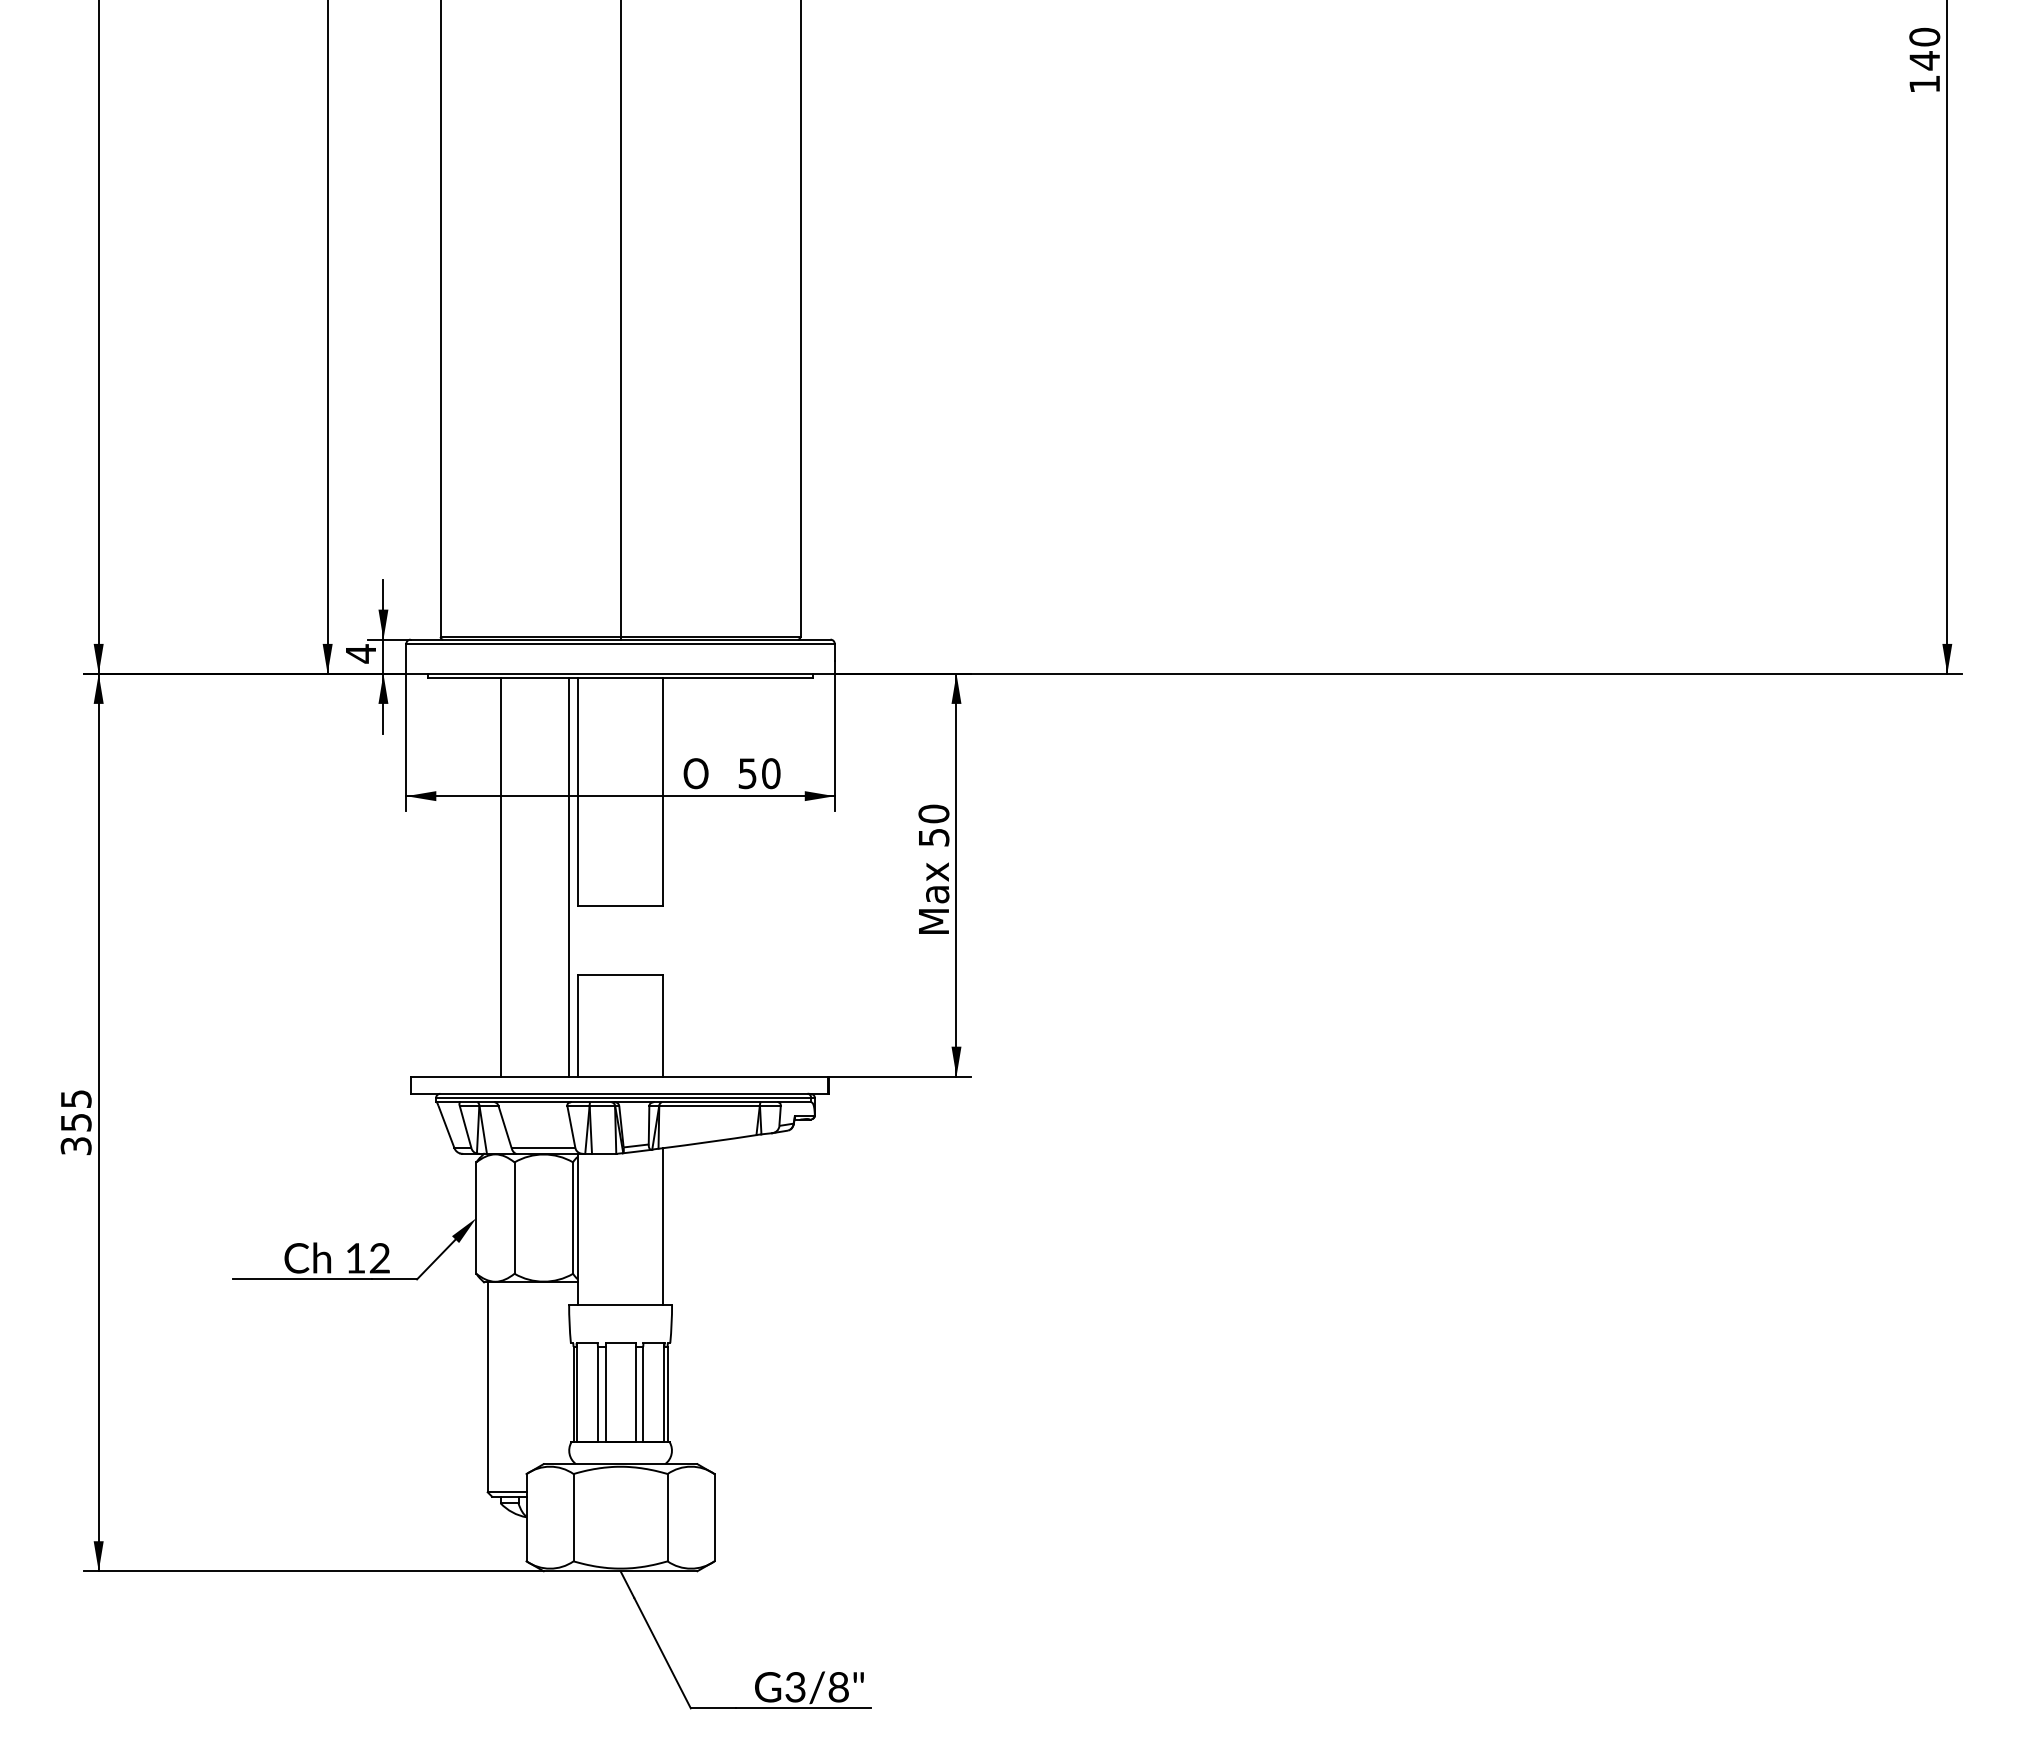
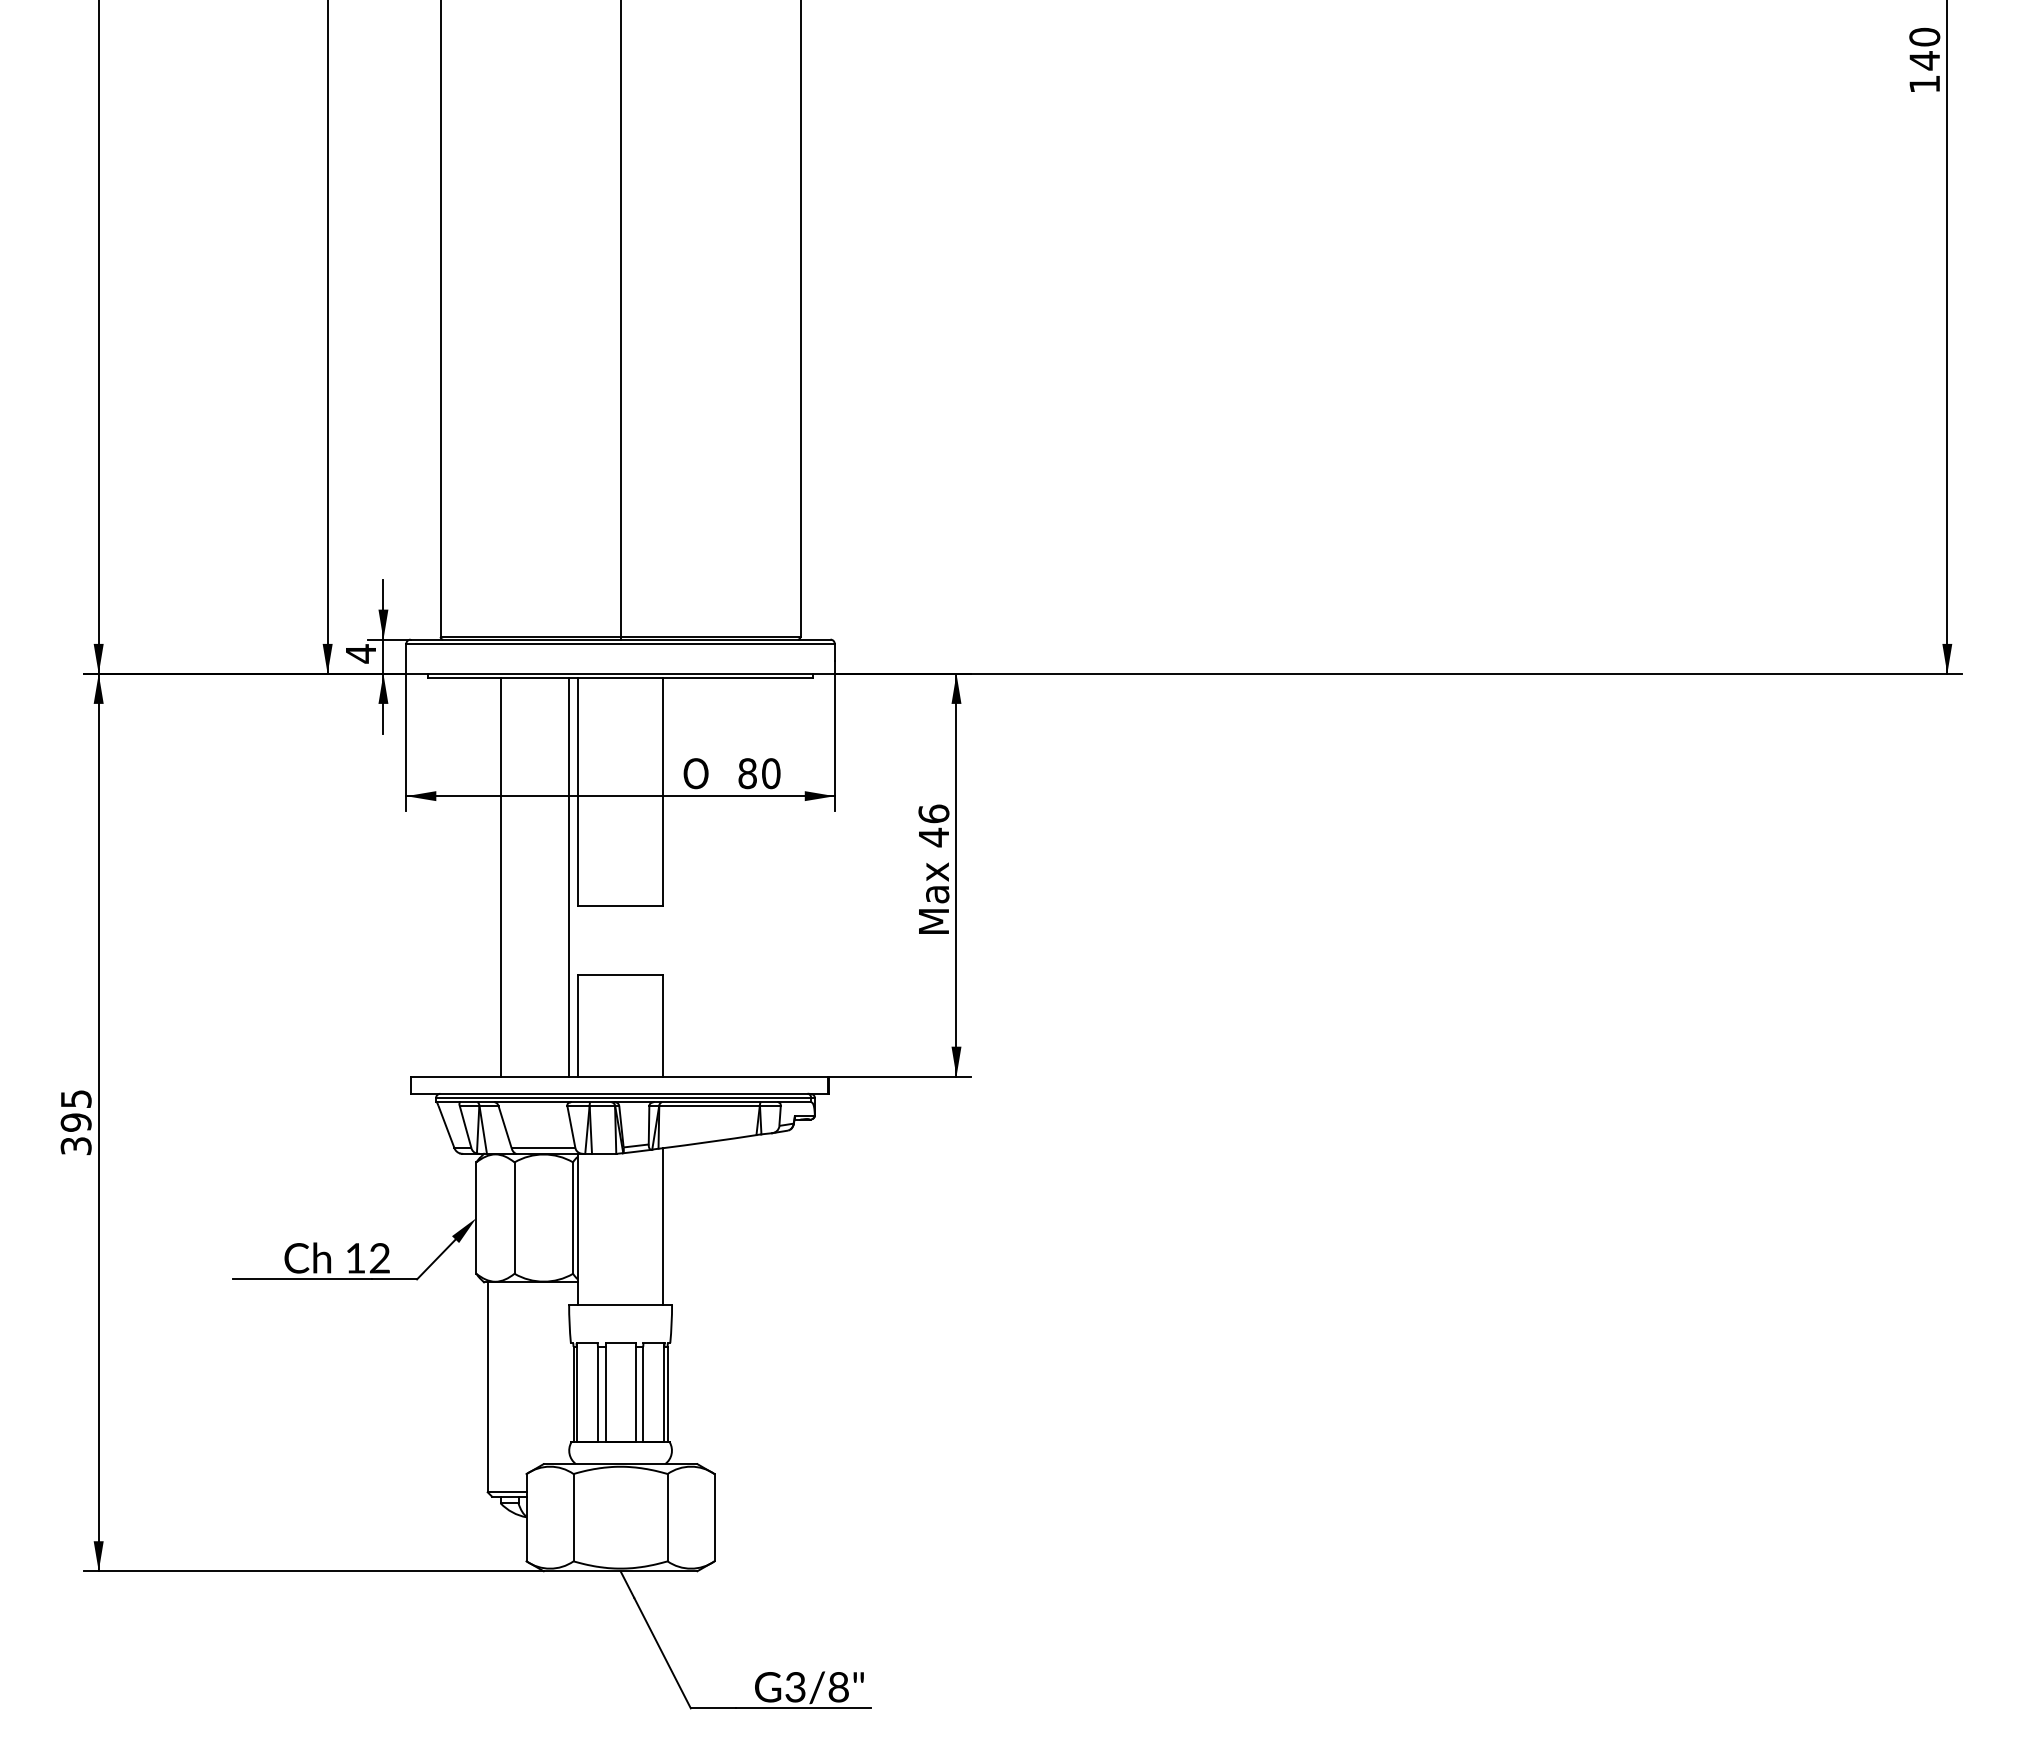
text: 50 -> 80 (747, 773)
text: 50 -> 46 (933, 825)
text: 355 -> 395 (75, 1122)
